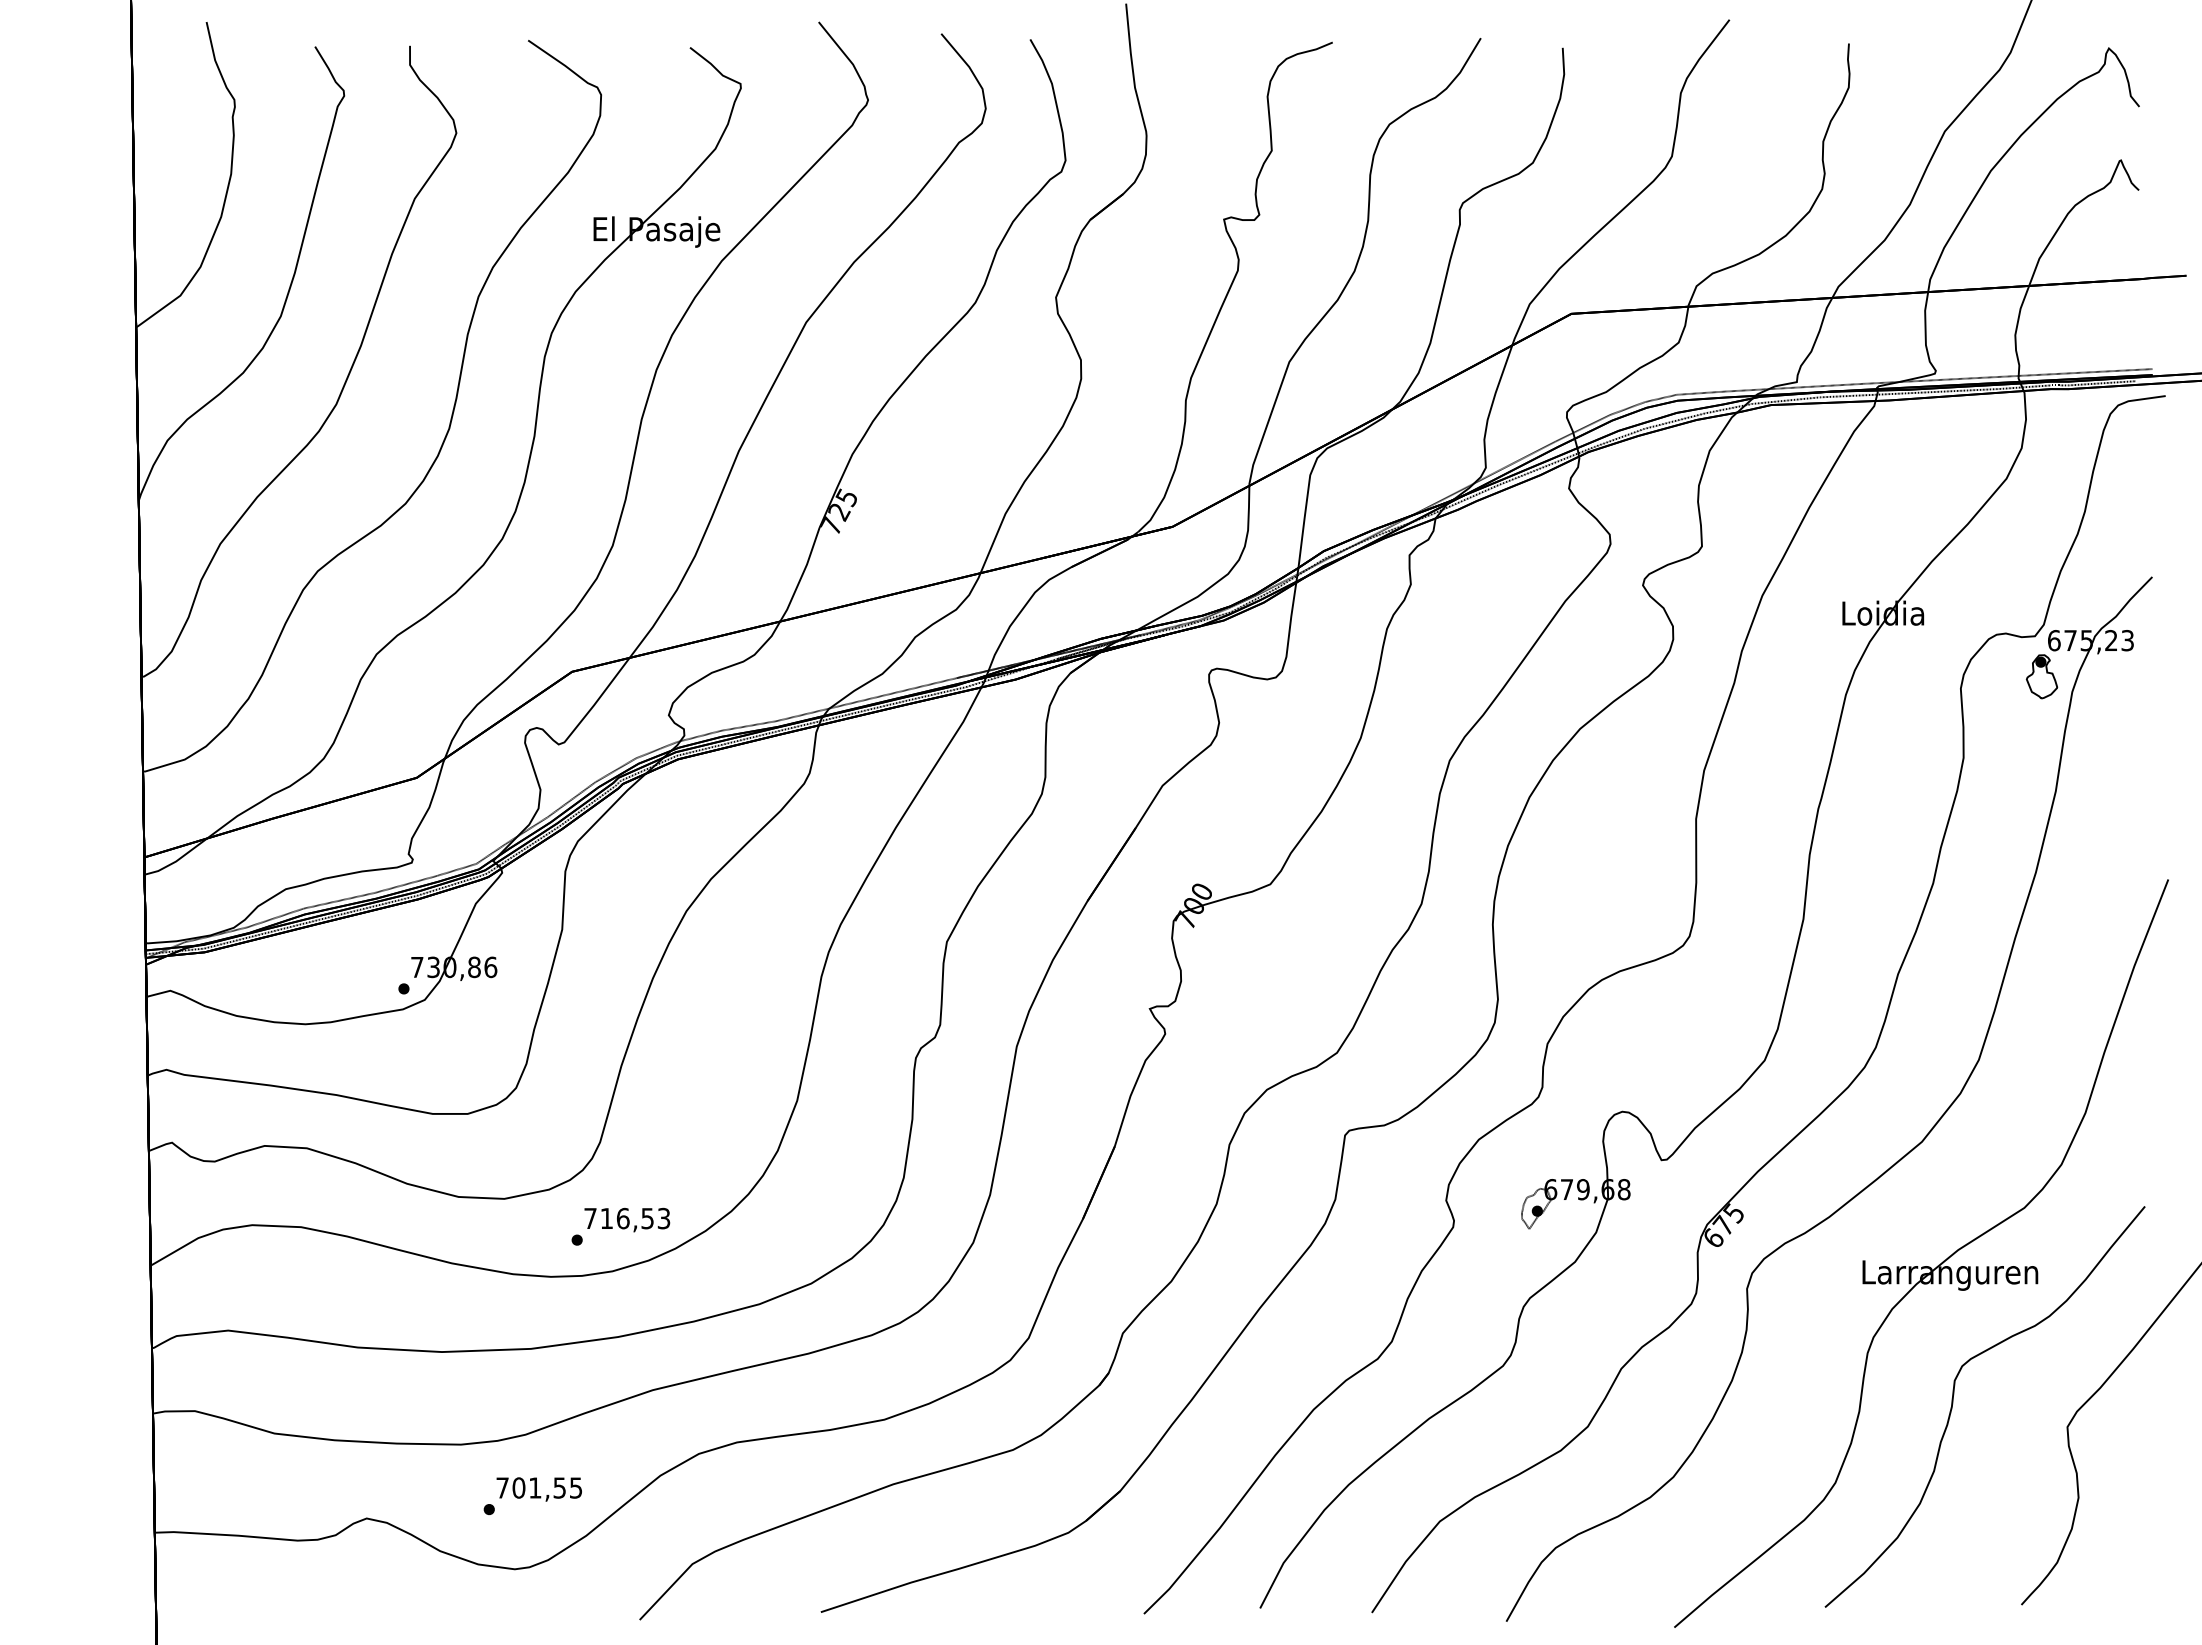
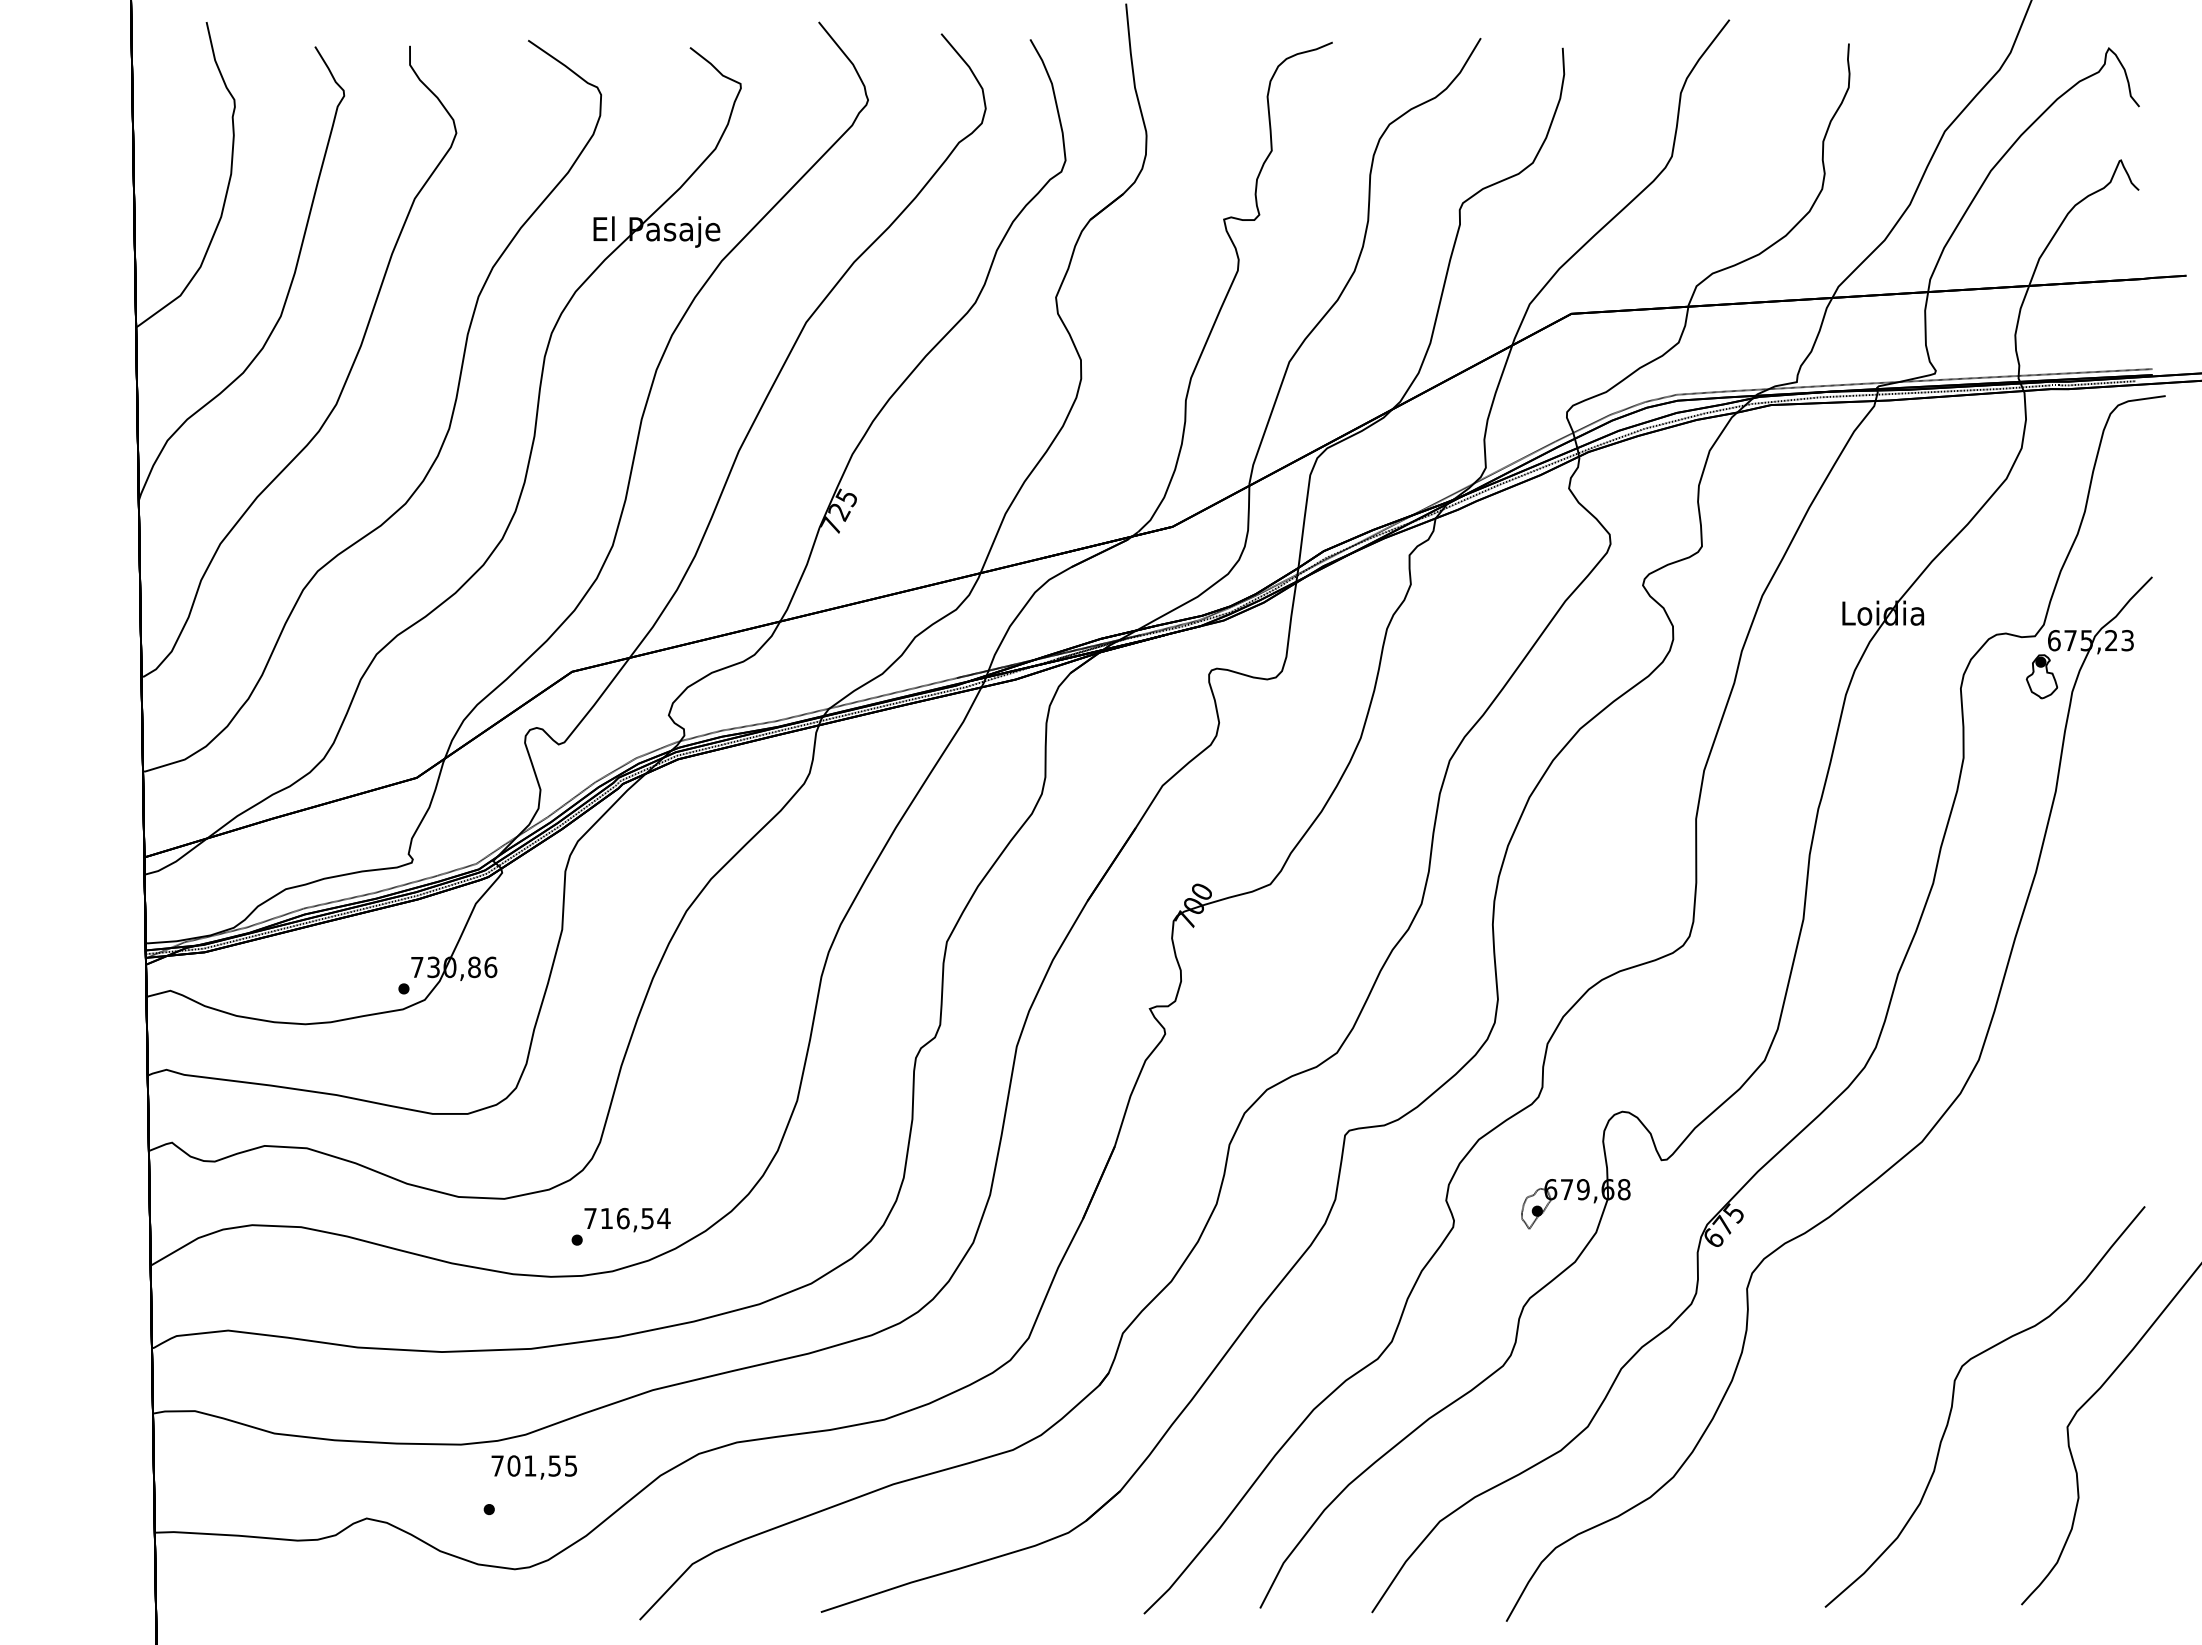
text: 716,53 -> 716,54 (663, 1218)
part: present -> none (1922, 1266)
text position: (538, 1489) -> (533, 1467) (533, 1467)
